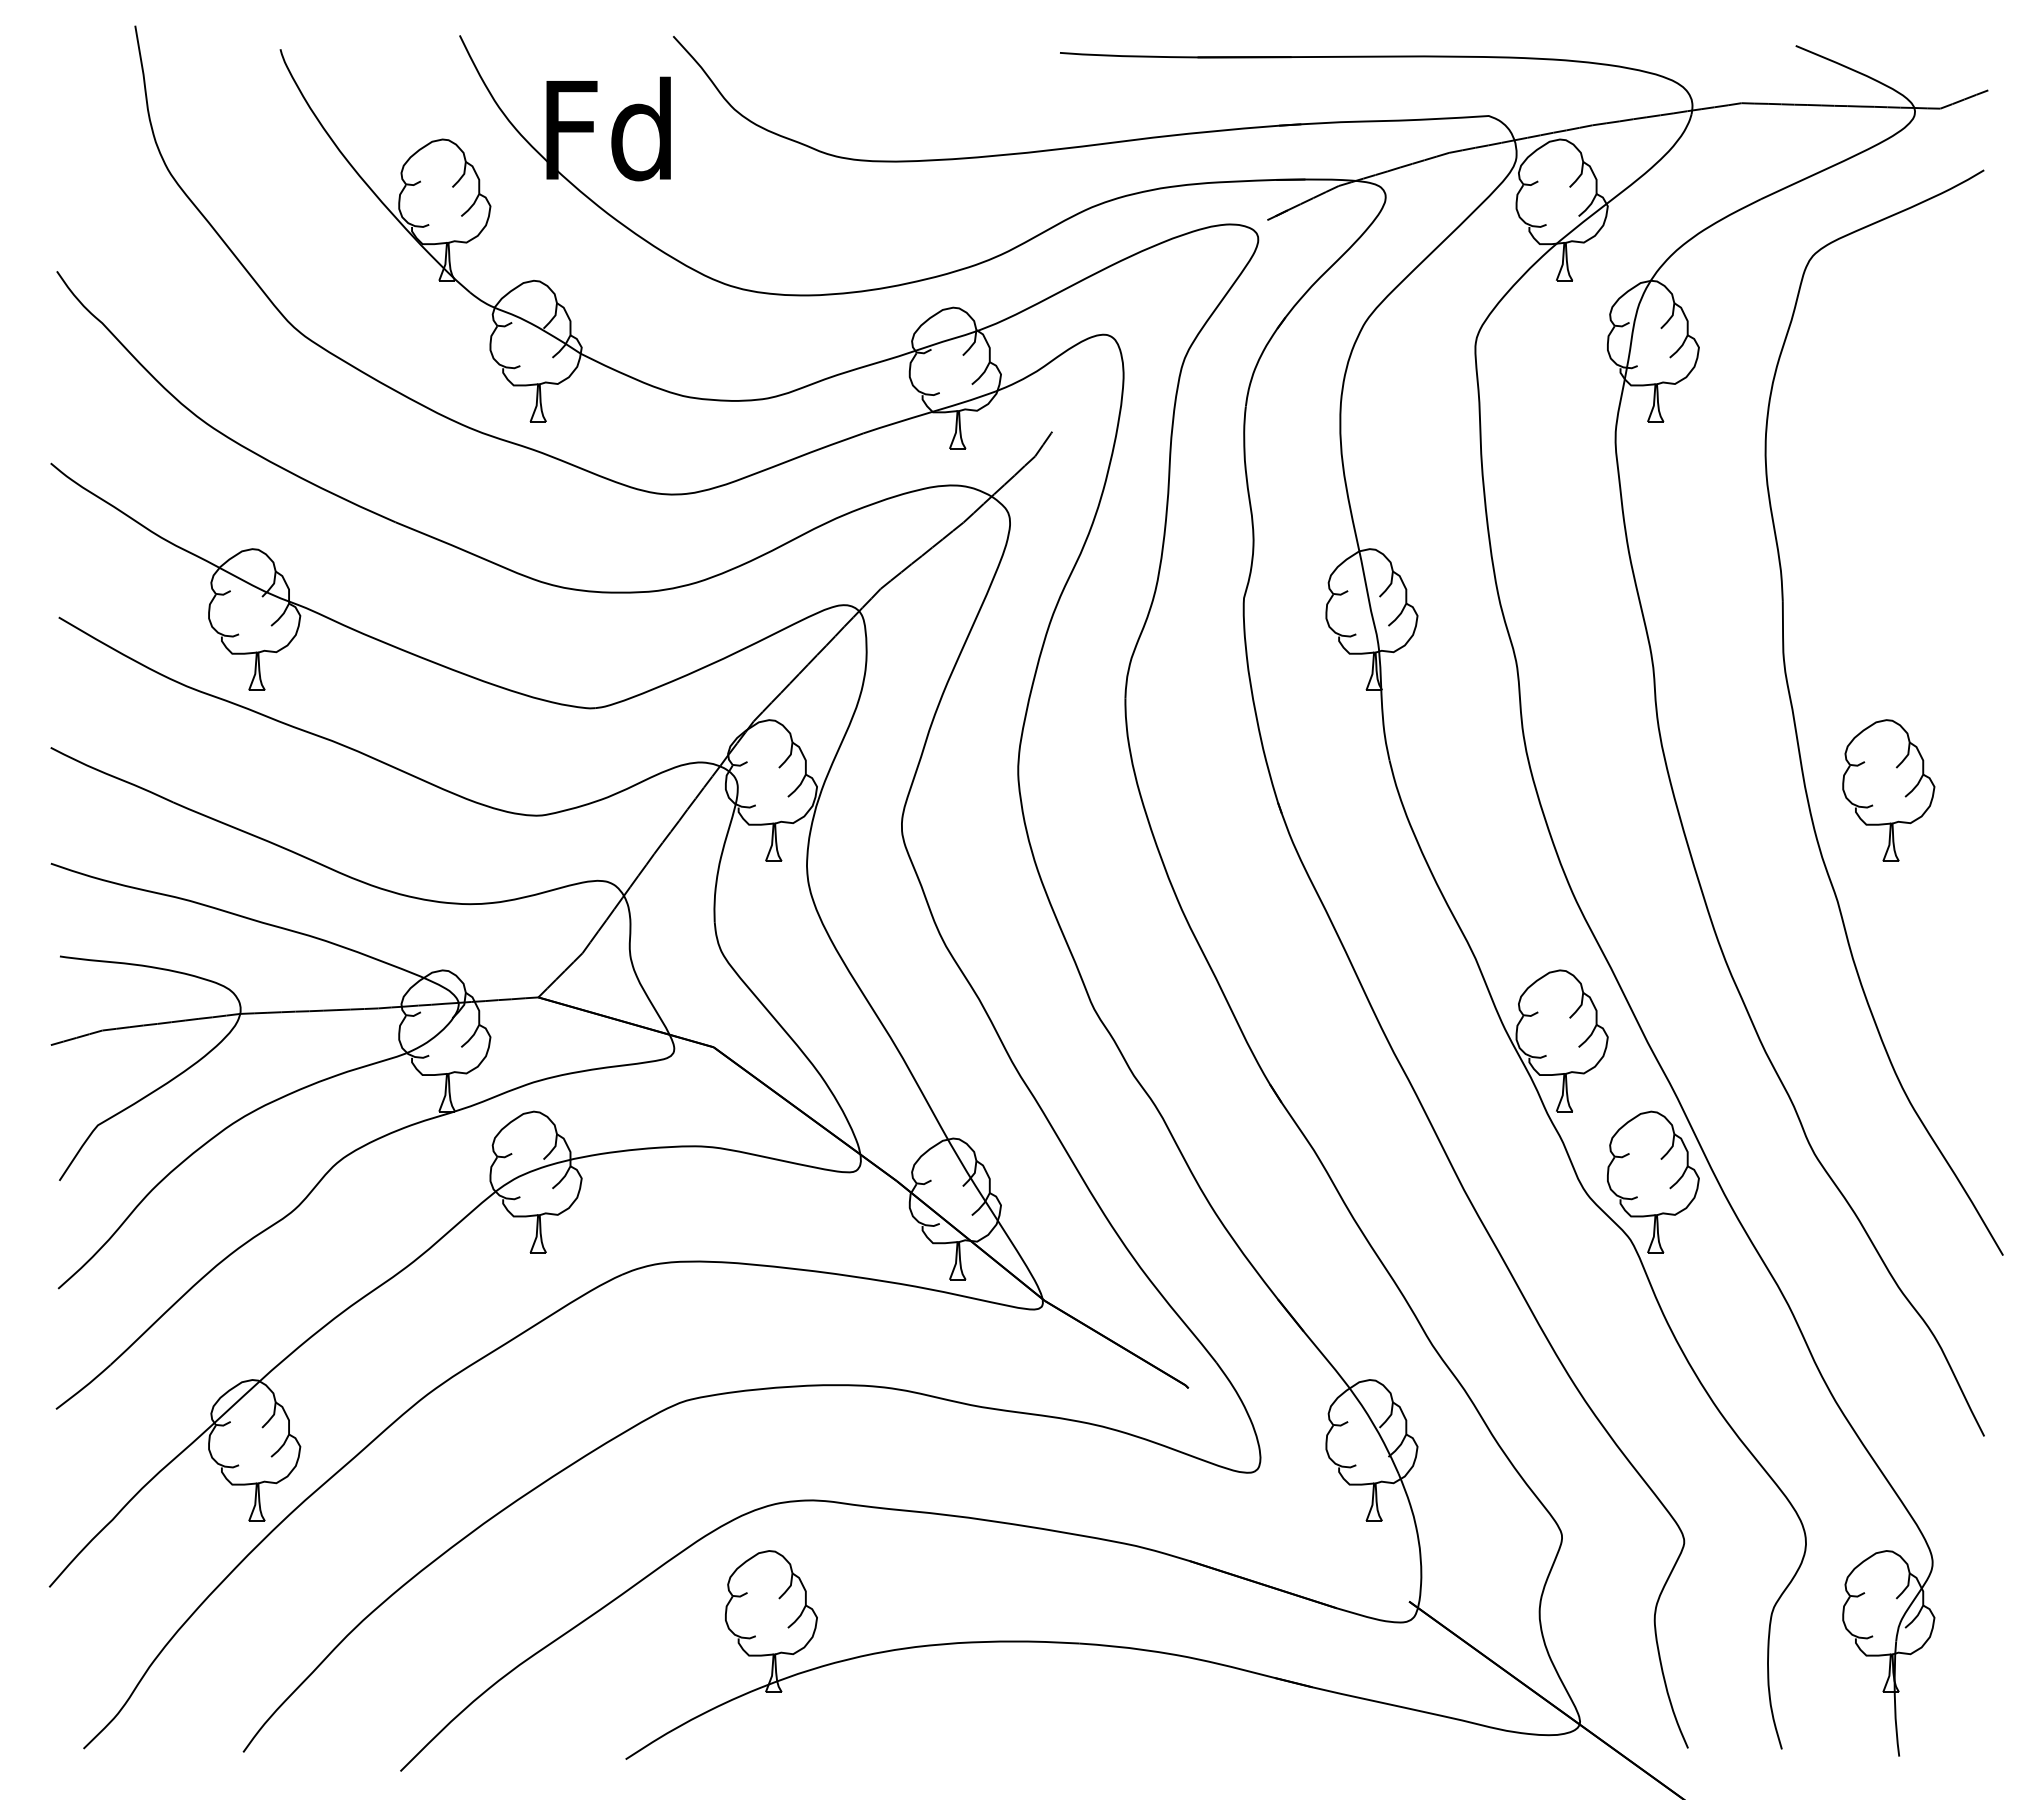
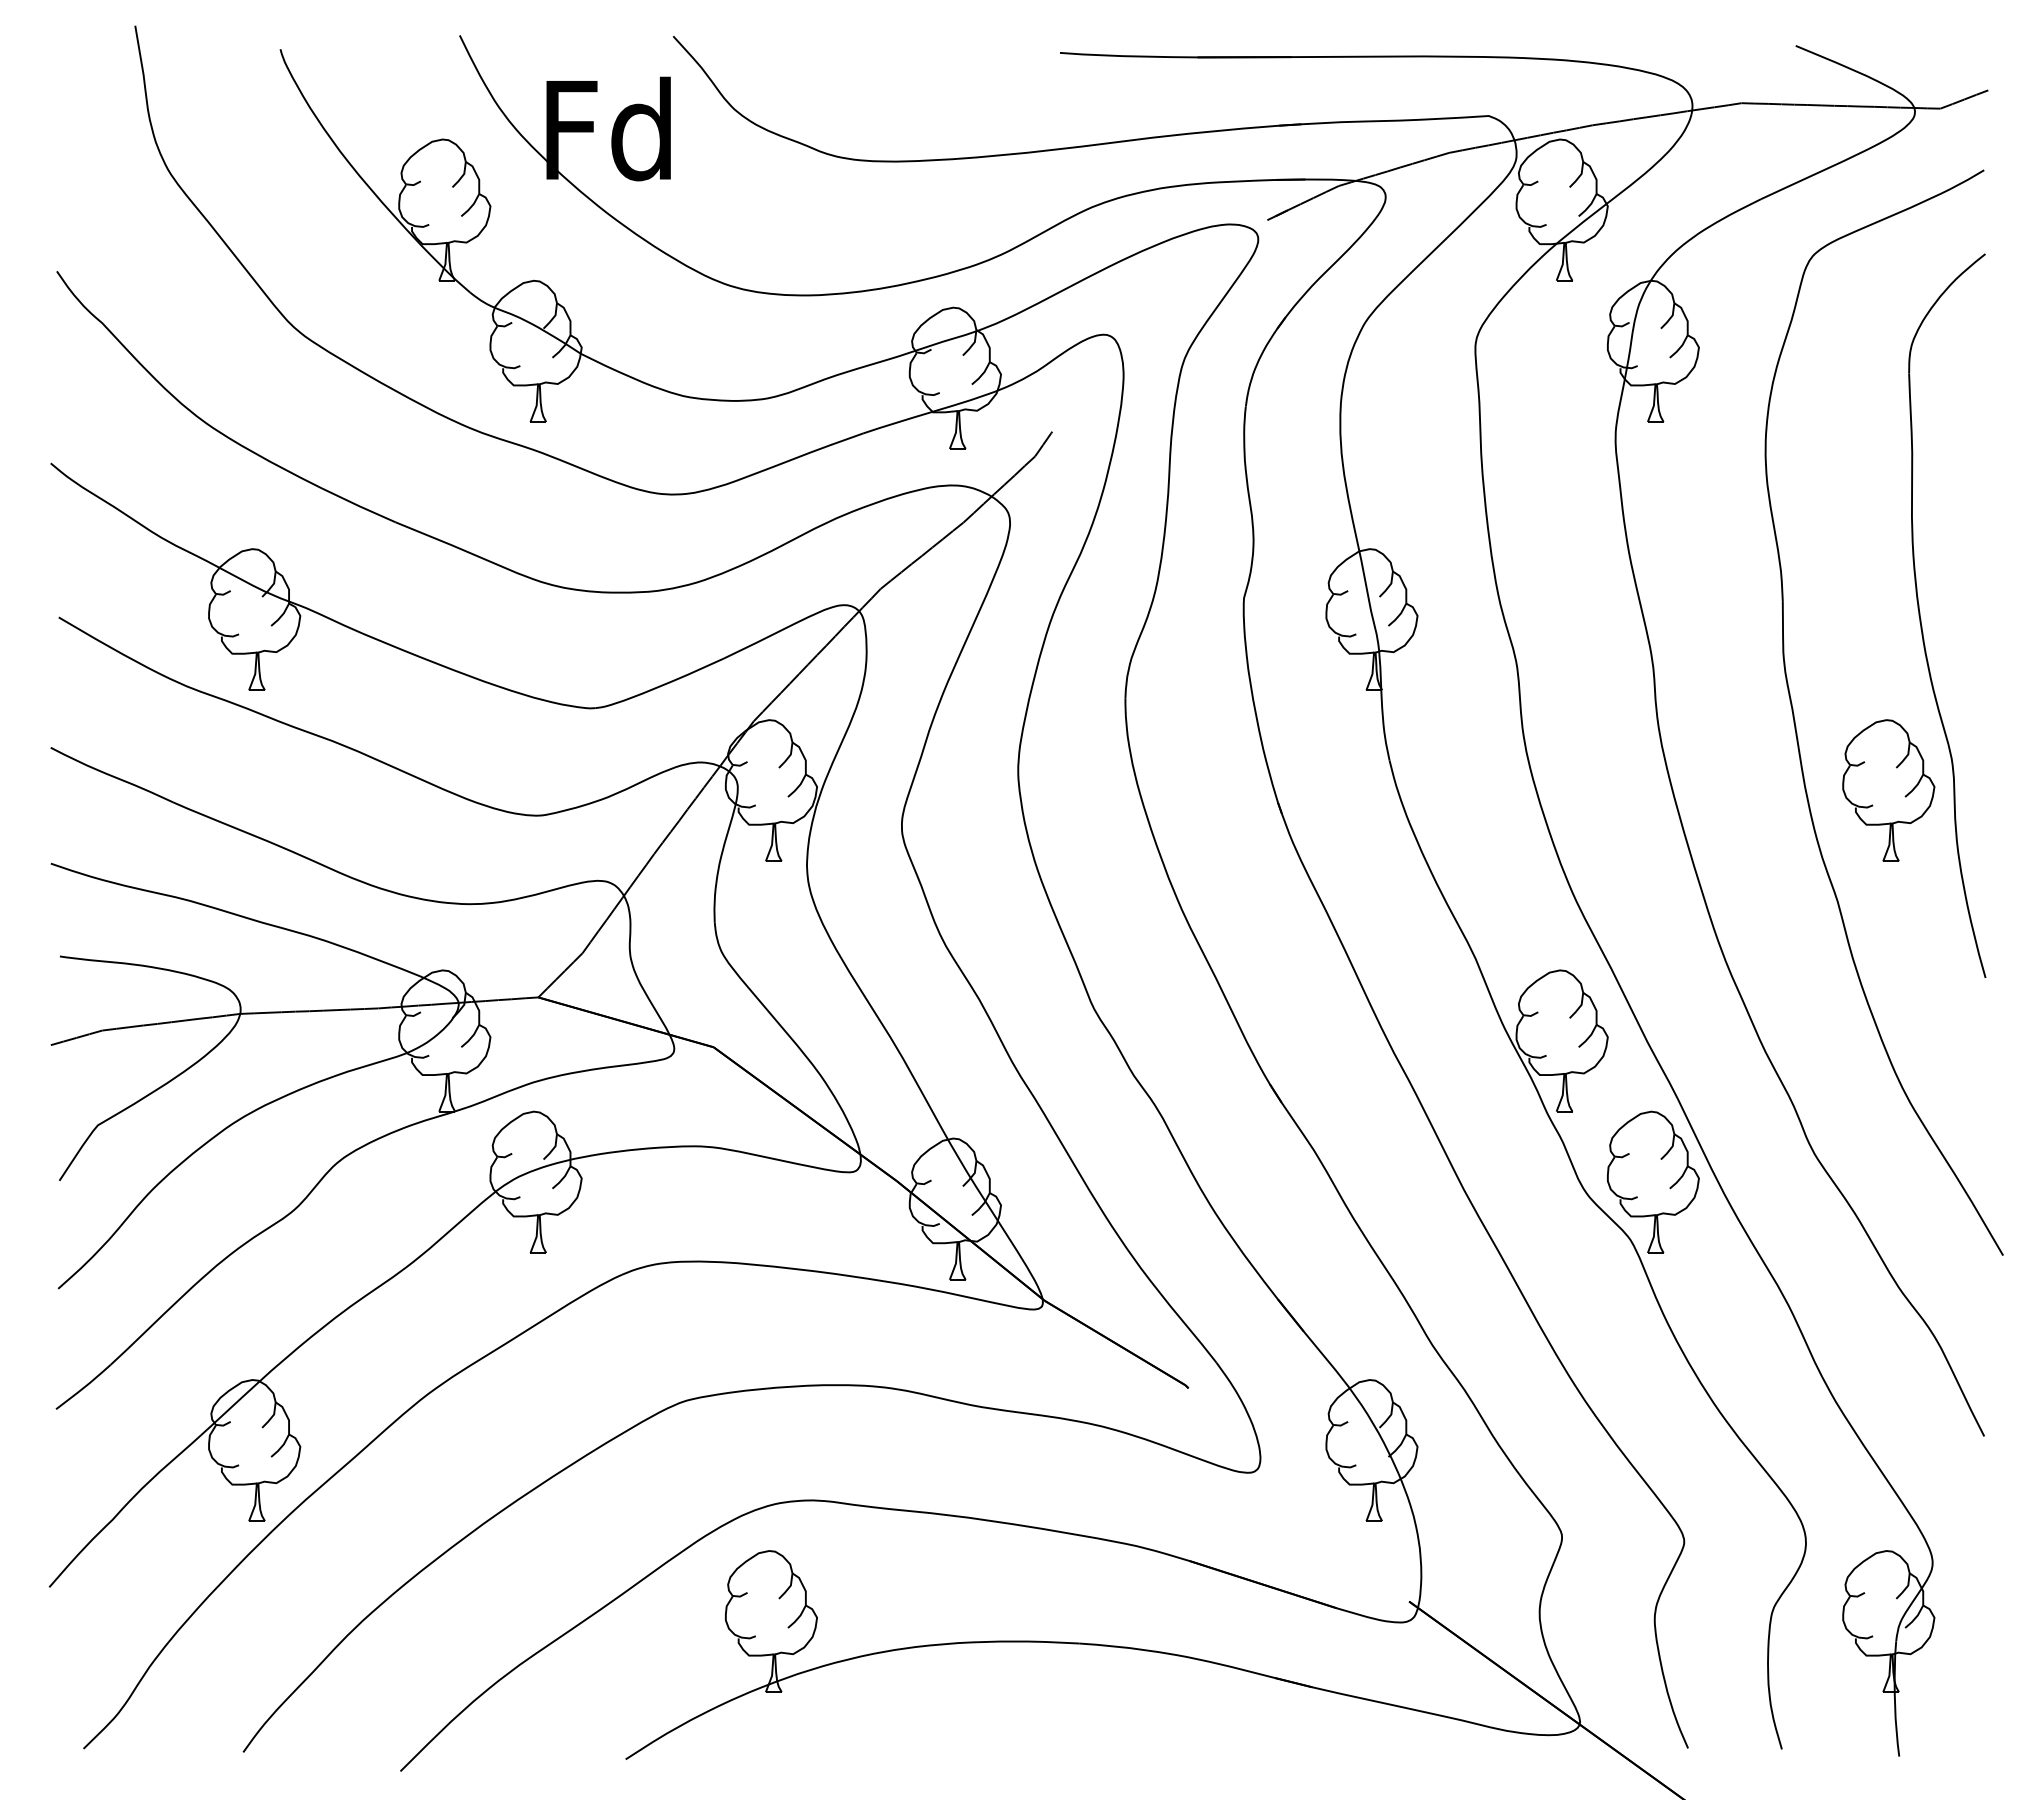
part: none -> present (1921, 619)
